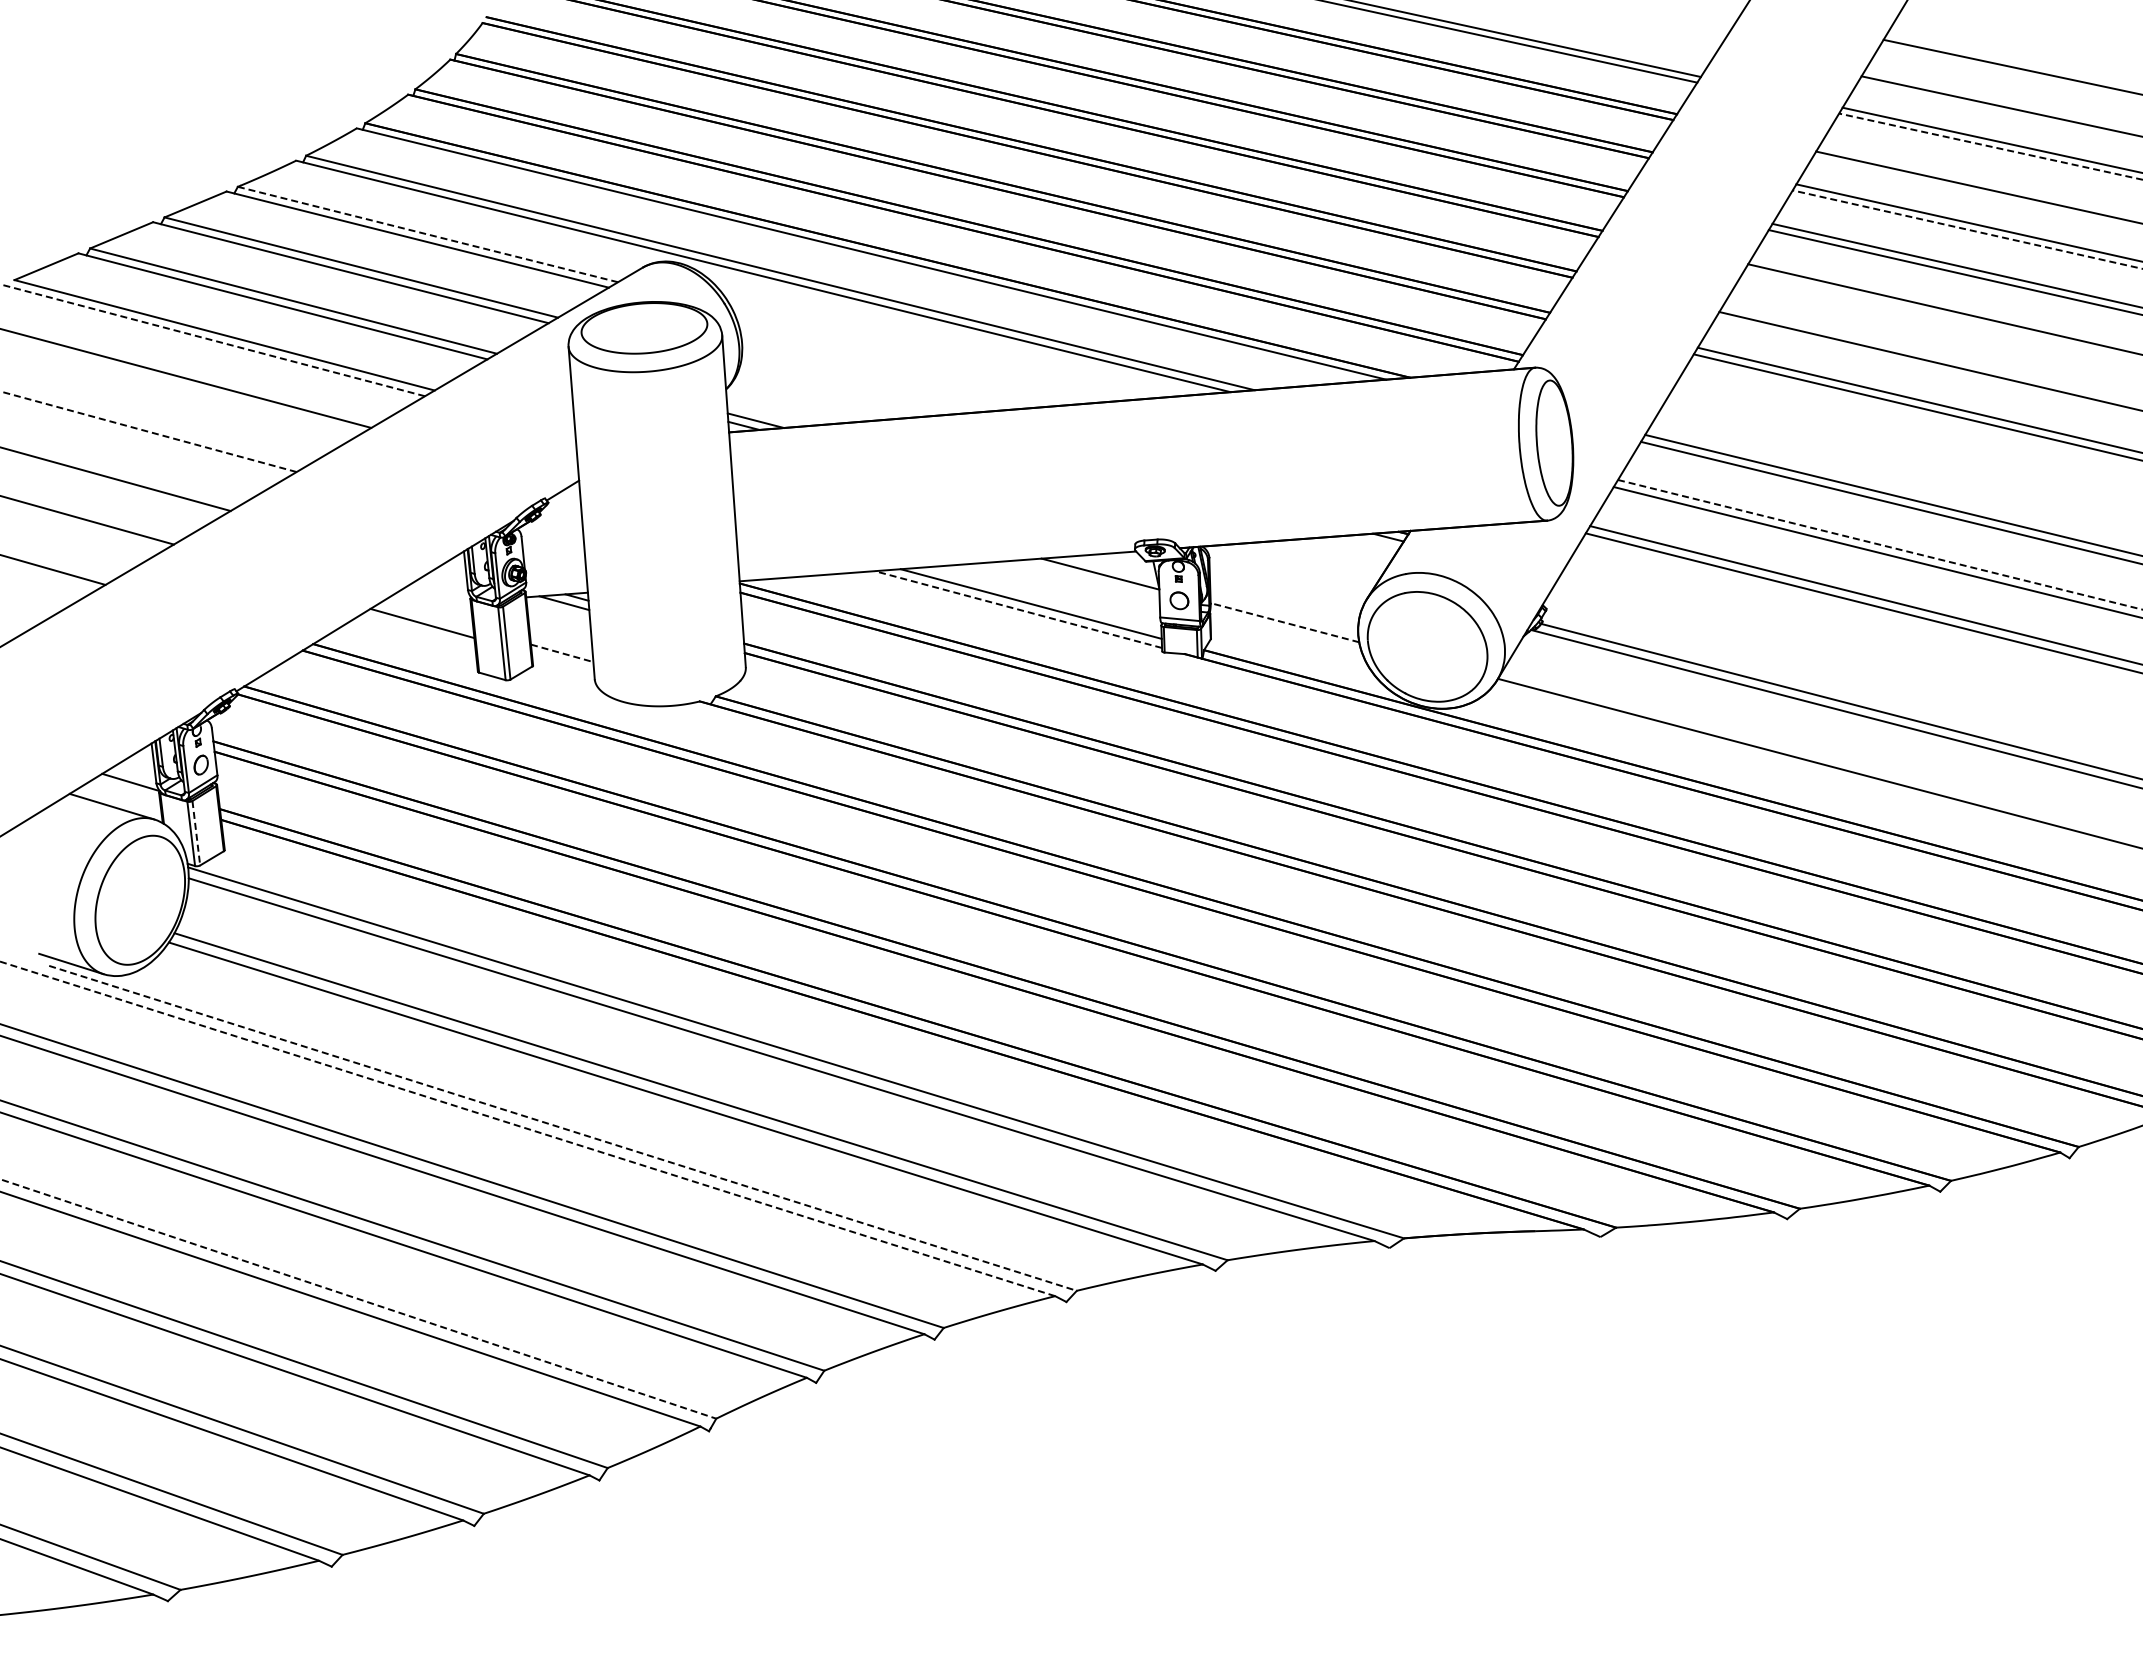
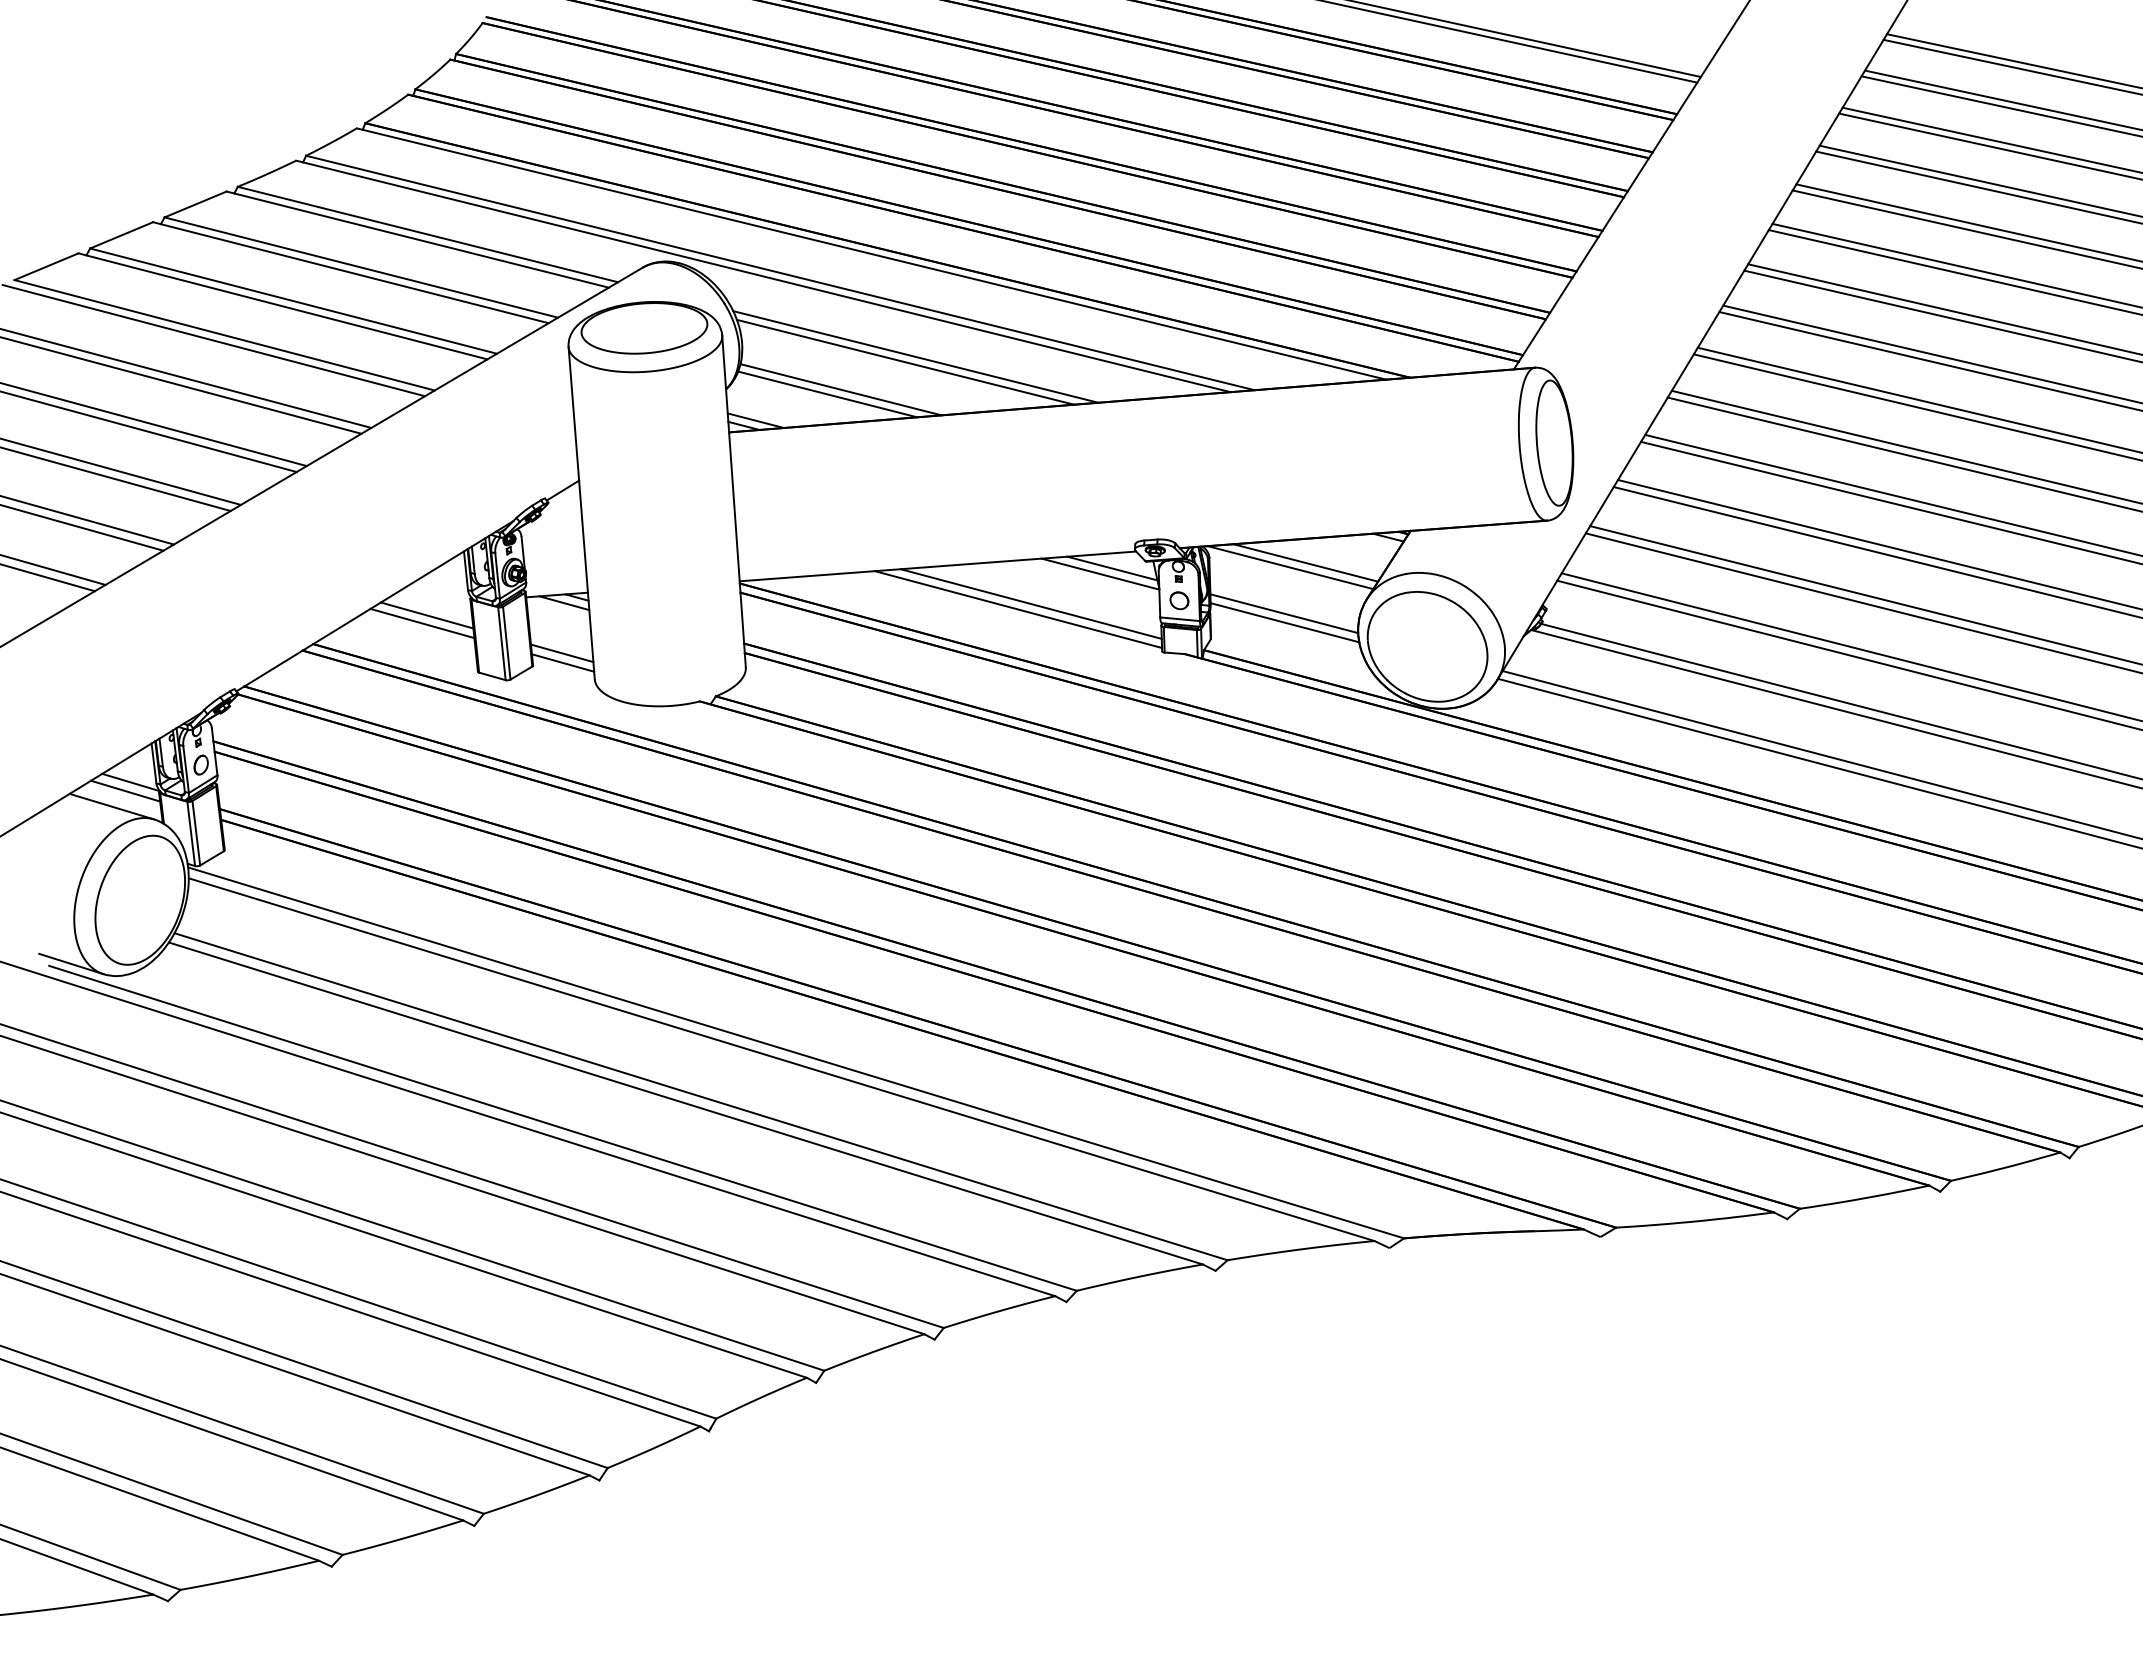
line: none -> present (2013, 60)
line: none -> present (2001, 99)
line: dashed -> solid (1990, 146)
line: none -> present (1979, 180)
line: dashed -> solid (1967, 229)
line: dashed -> solid (427, 234)
line: none -> present (1941, 315)
line: dashed -> solid (213, 340)
line: none -> present (1931, 353)
line: none -> present (915, 356)
line: none -> present (905, 361)
line: none -> present (181, 385)
line: none -> present (840, 389)
line: none -> present (827, 394)
line: none -> present (154, 424)
line: dashed -> solid (148, 431)
line: none -> present (1905, 446)
line: none -> present (1903, 454)
line: none -> present (121, 471)
line: none -> present (82, 527)
line: dashed -> solid (1880, 544)
line: none -> present (1305, 562)
line: none -> present (1290, 567)
line: none -> present (1112, 568)
line: none -> present (48, 577)
line: dashed -> solid (1018, 609)
line: none -> present (1284, 613)
line: none -> present (426, 615)
line: dashed -> solid (1284, 622)
line: none -> present (1850, 646)
line: dashed -> solid (562, 653)
line: none -> present (1848, 654)
line: none -> present (562, 662)
line: none -> present (1820, 754)
line: none -> present (125, 790)
line: dashed -> solid (196, 833)
line: dashed -> solid (527, 1128)
line: dashed -> solid (563, 1128)
line: dashed -> solid (358, 1299)
